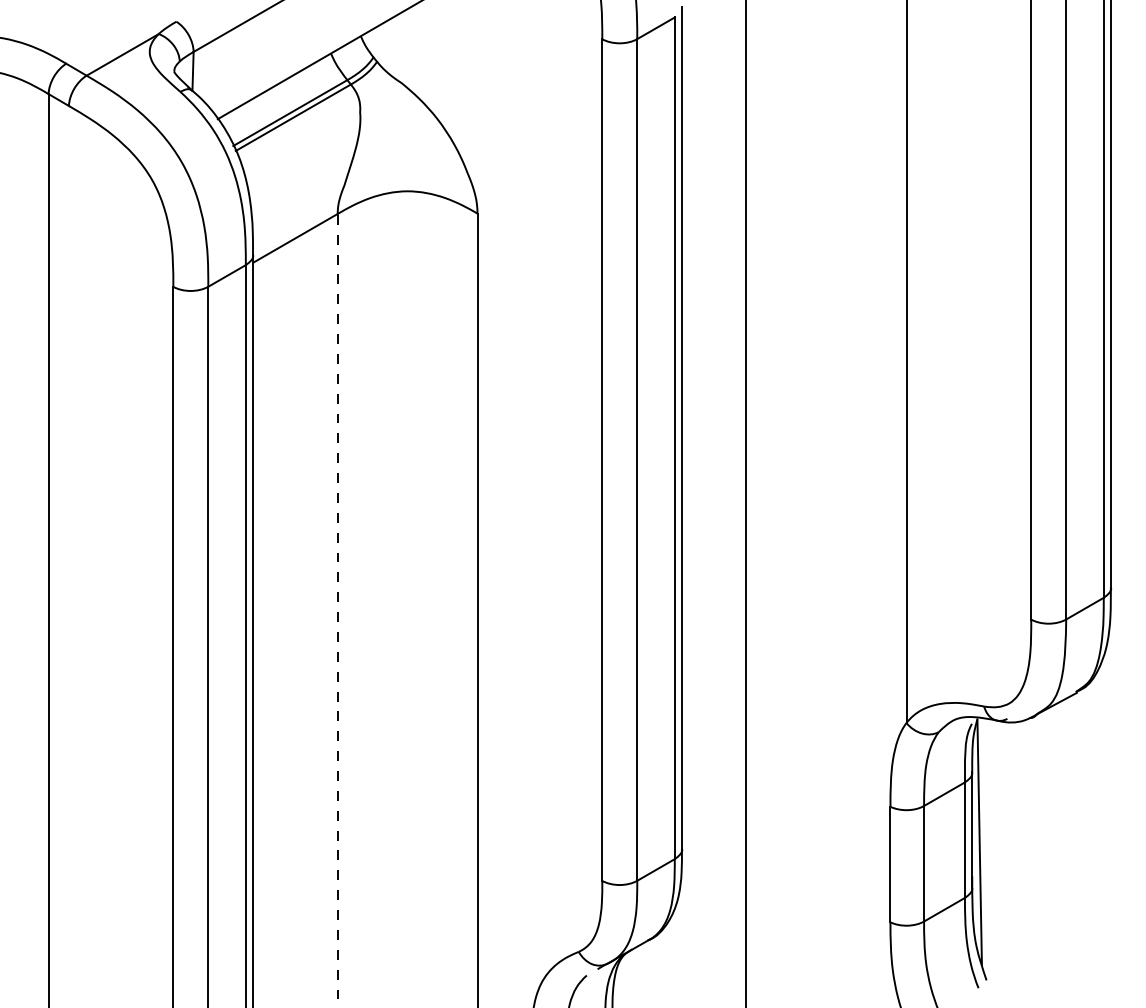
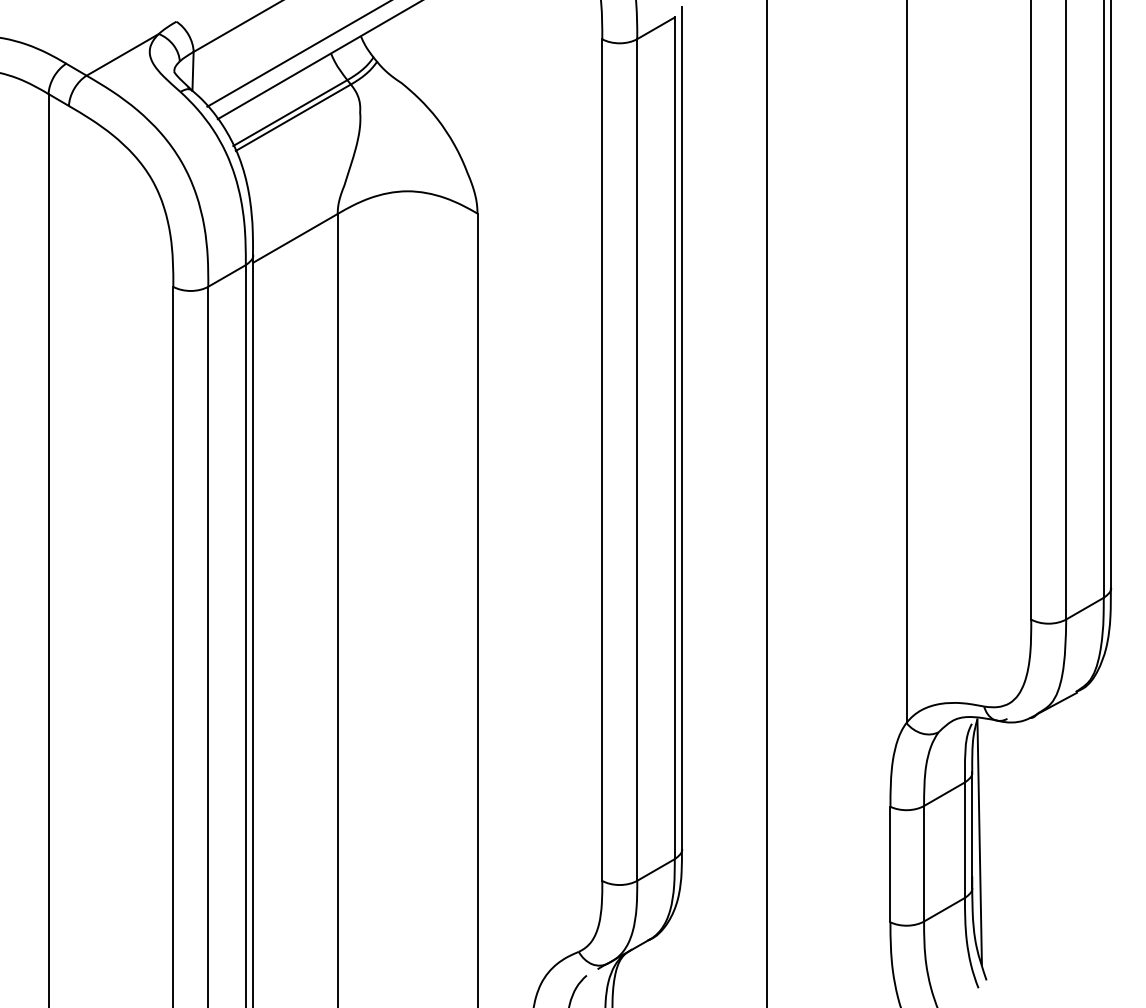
line: none -> present (297, 54)
line position: (745, 503) -> (766, 503) (766, 503)
line: dashed -> solid (337, 610)
